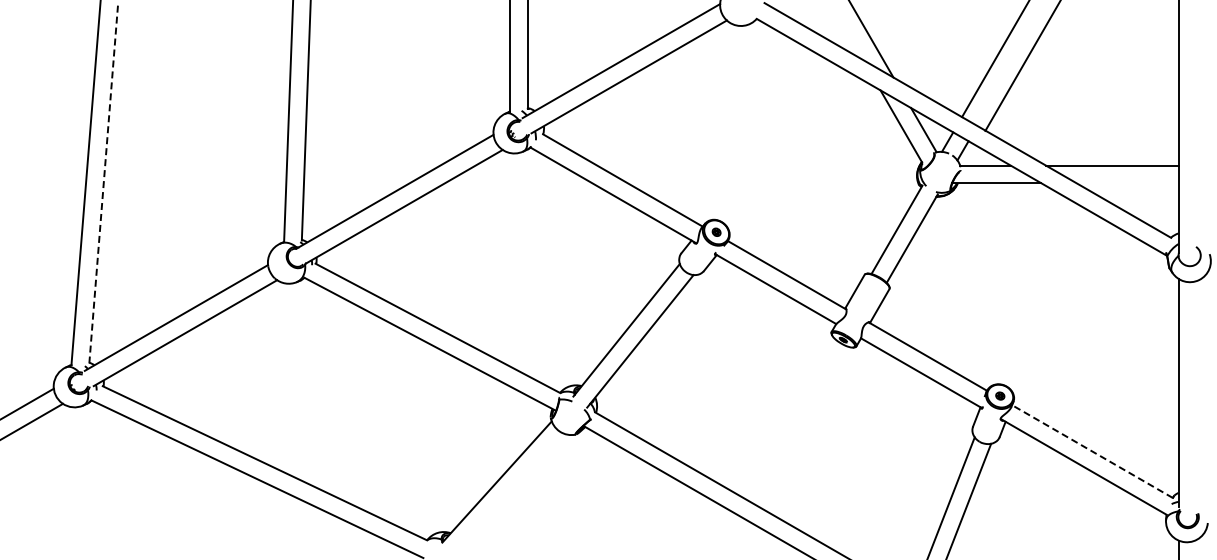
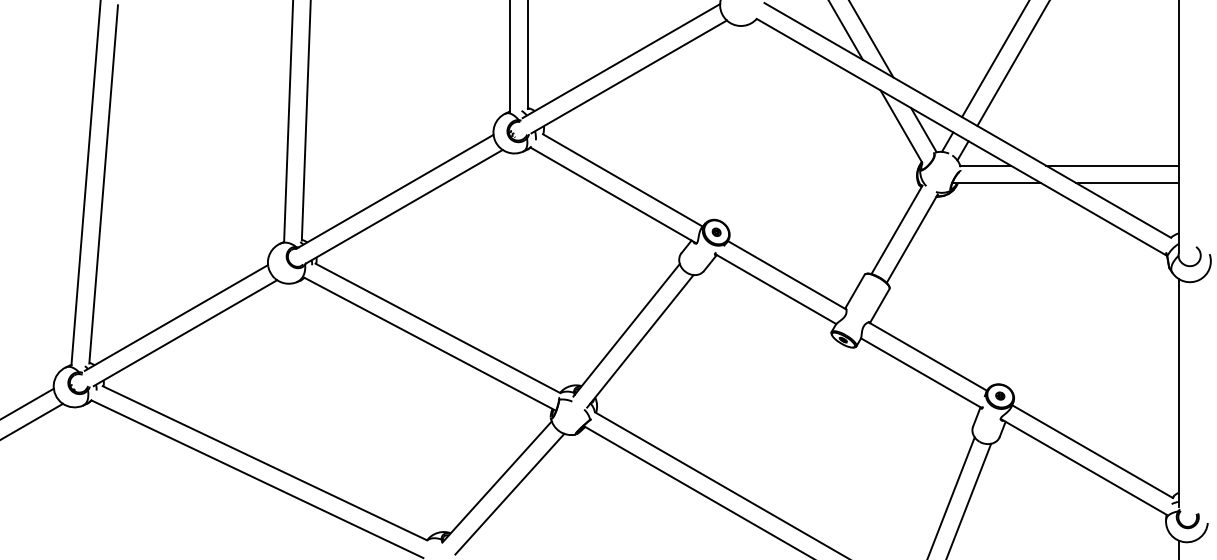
line: none -> present (845, 30)
line position: (1022, 66) -> (1012, 63) (1012, 63)
line: none -> present (1127, 183)
line: dashed -> solid (103, 184)
line: dashed -> solid (1092, 451)
line: none -> present (509, 493)
